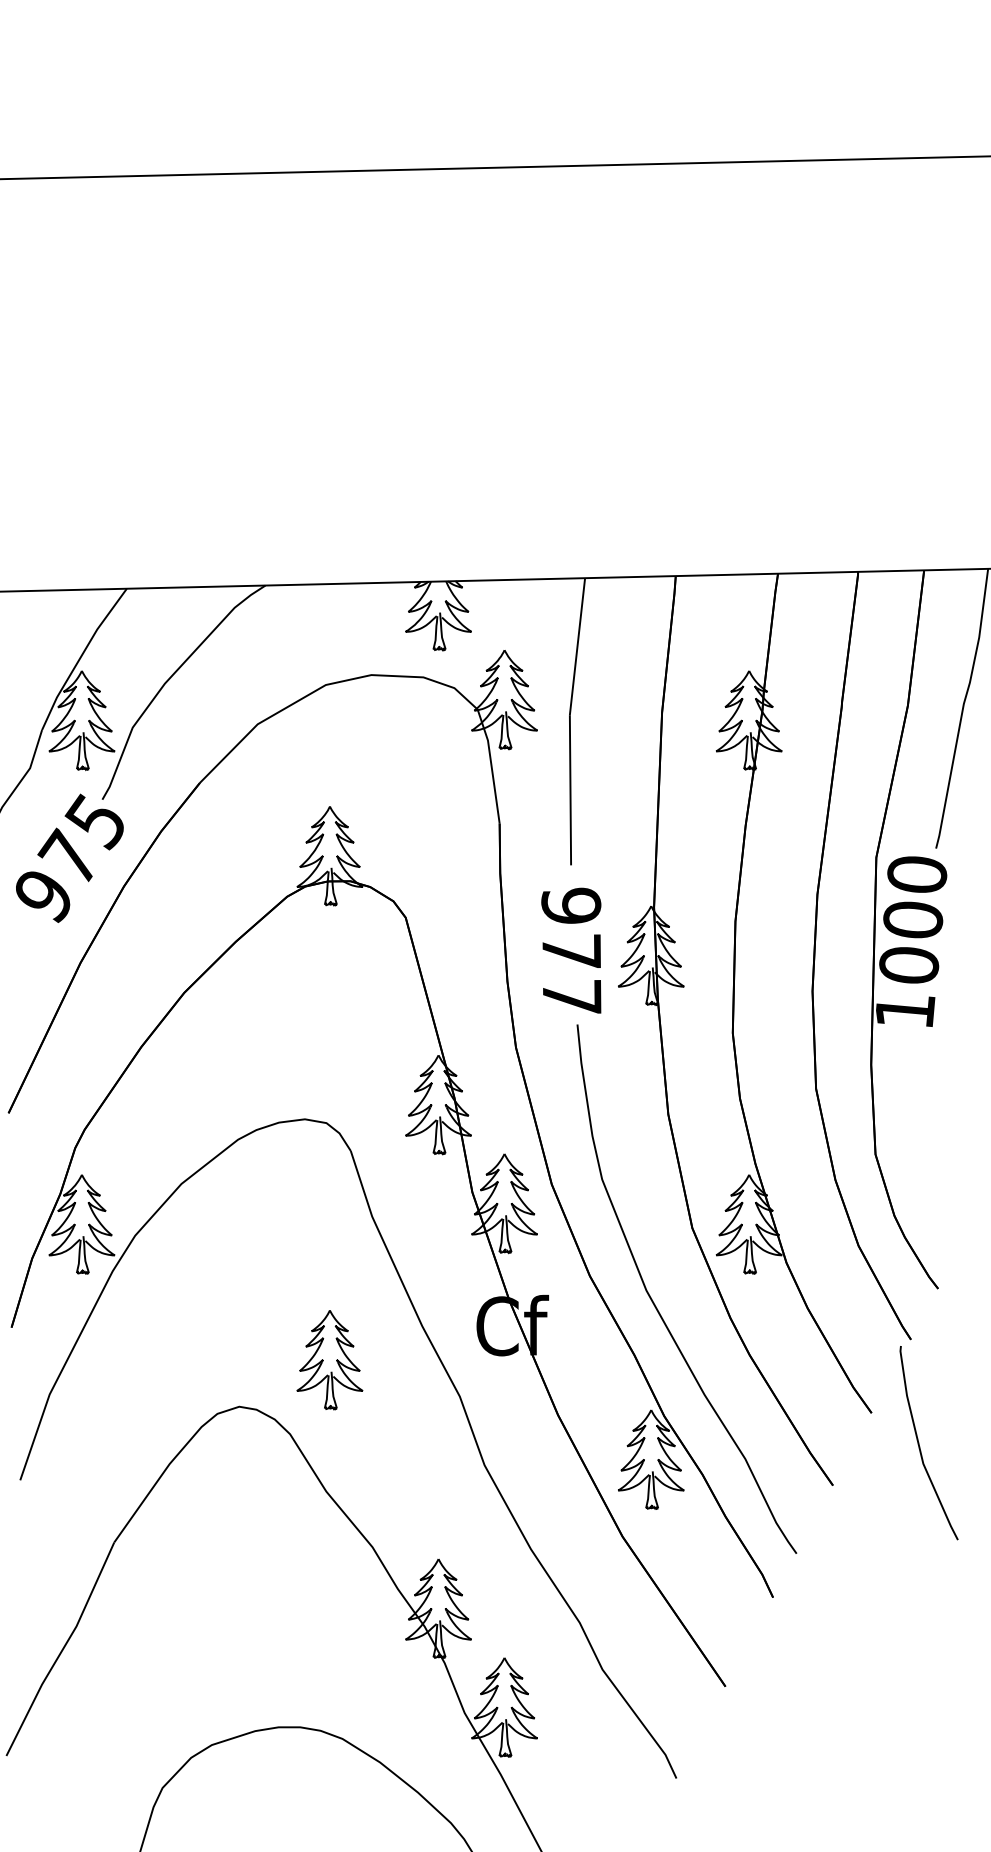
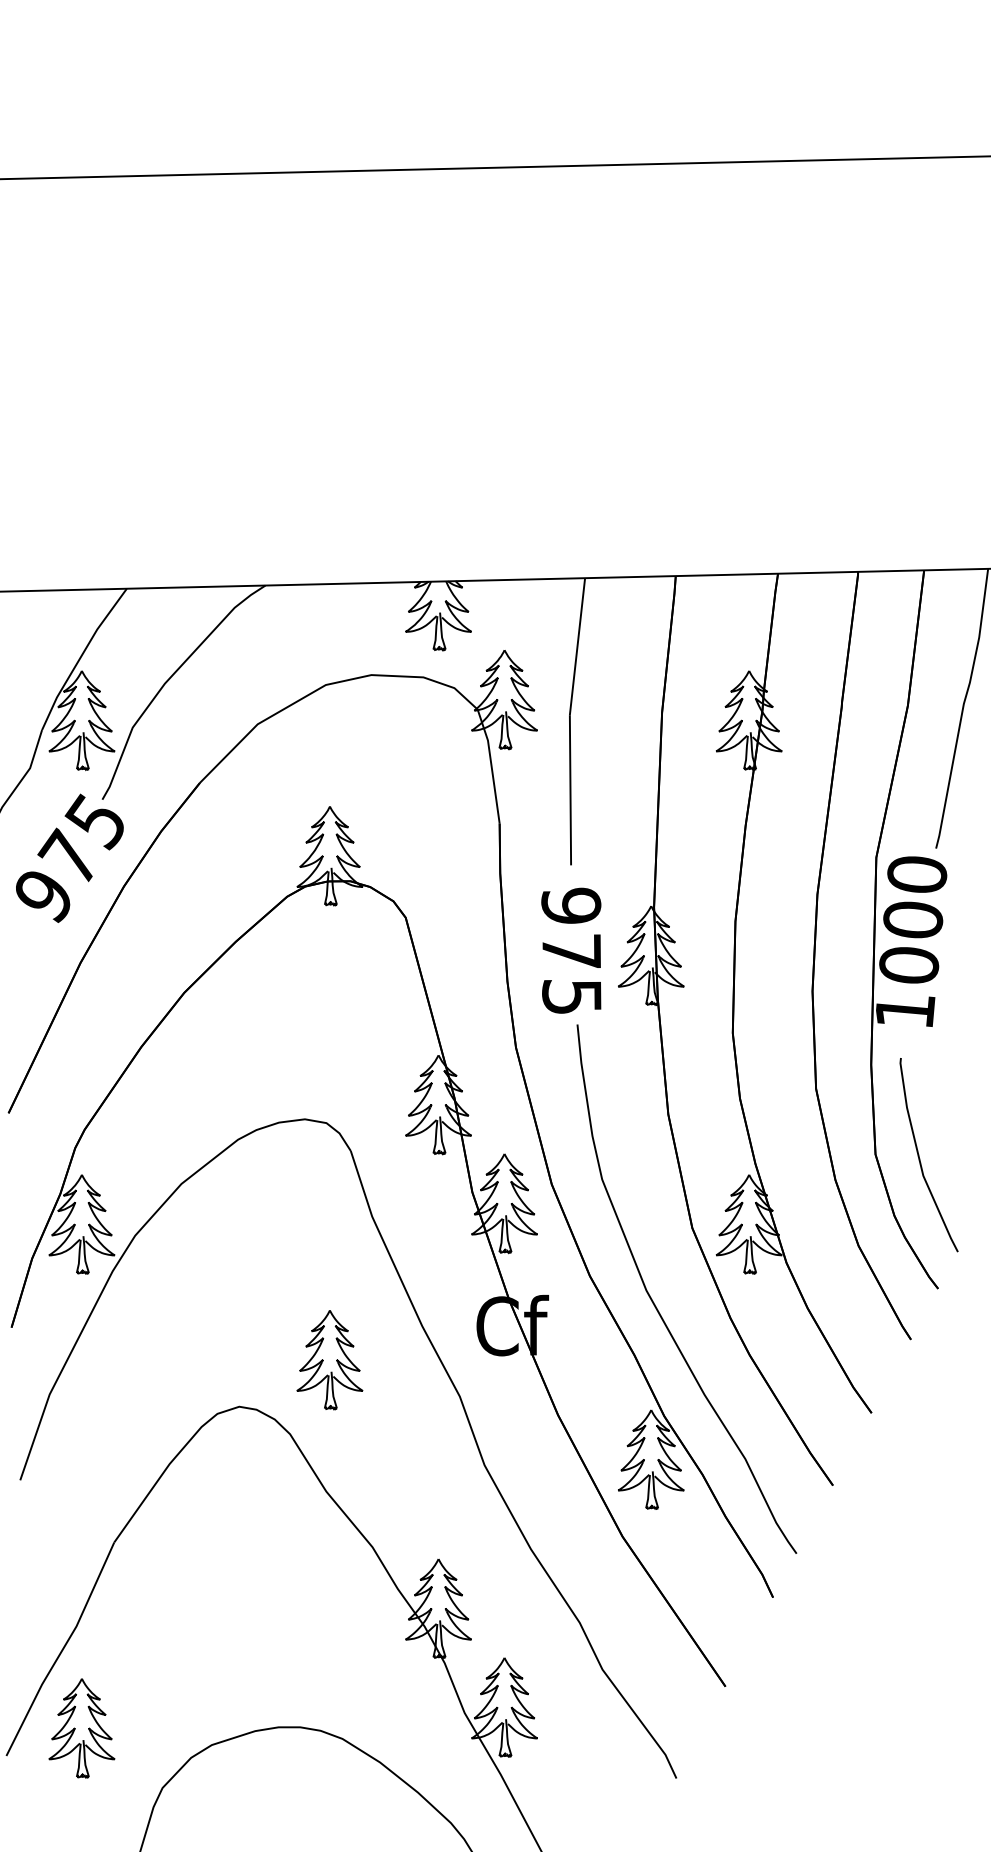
text: 977 -> 975 (571, 996)
curve position: (920, 1446) -> (920, 1158) (920, 1158)
part: none -> present (81, 1728)
